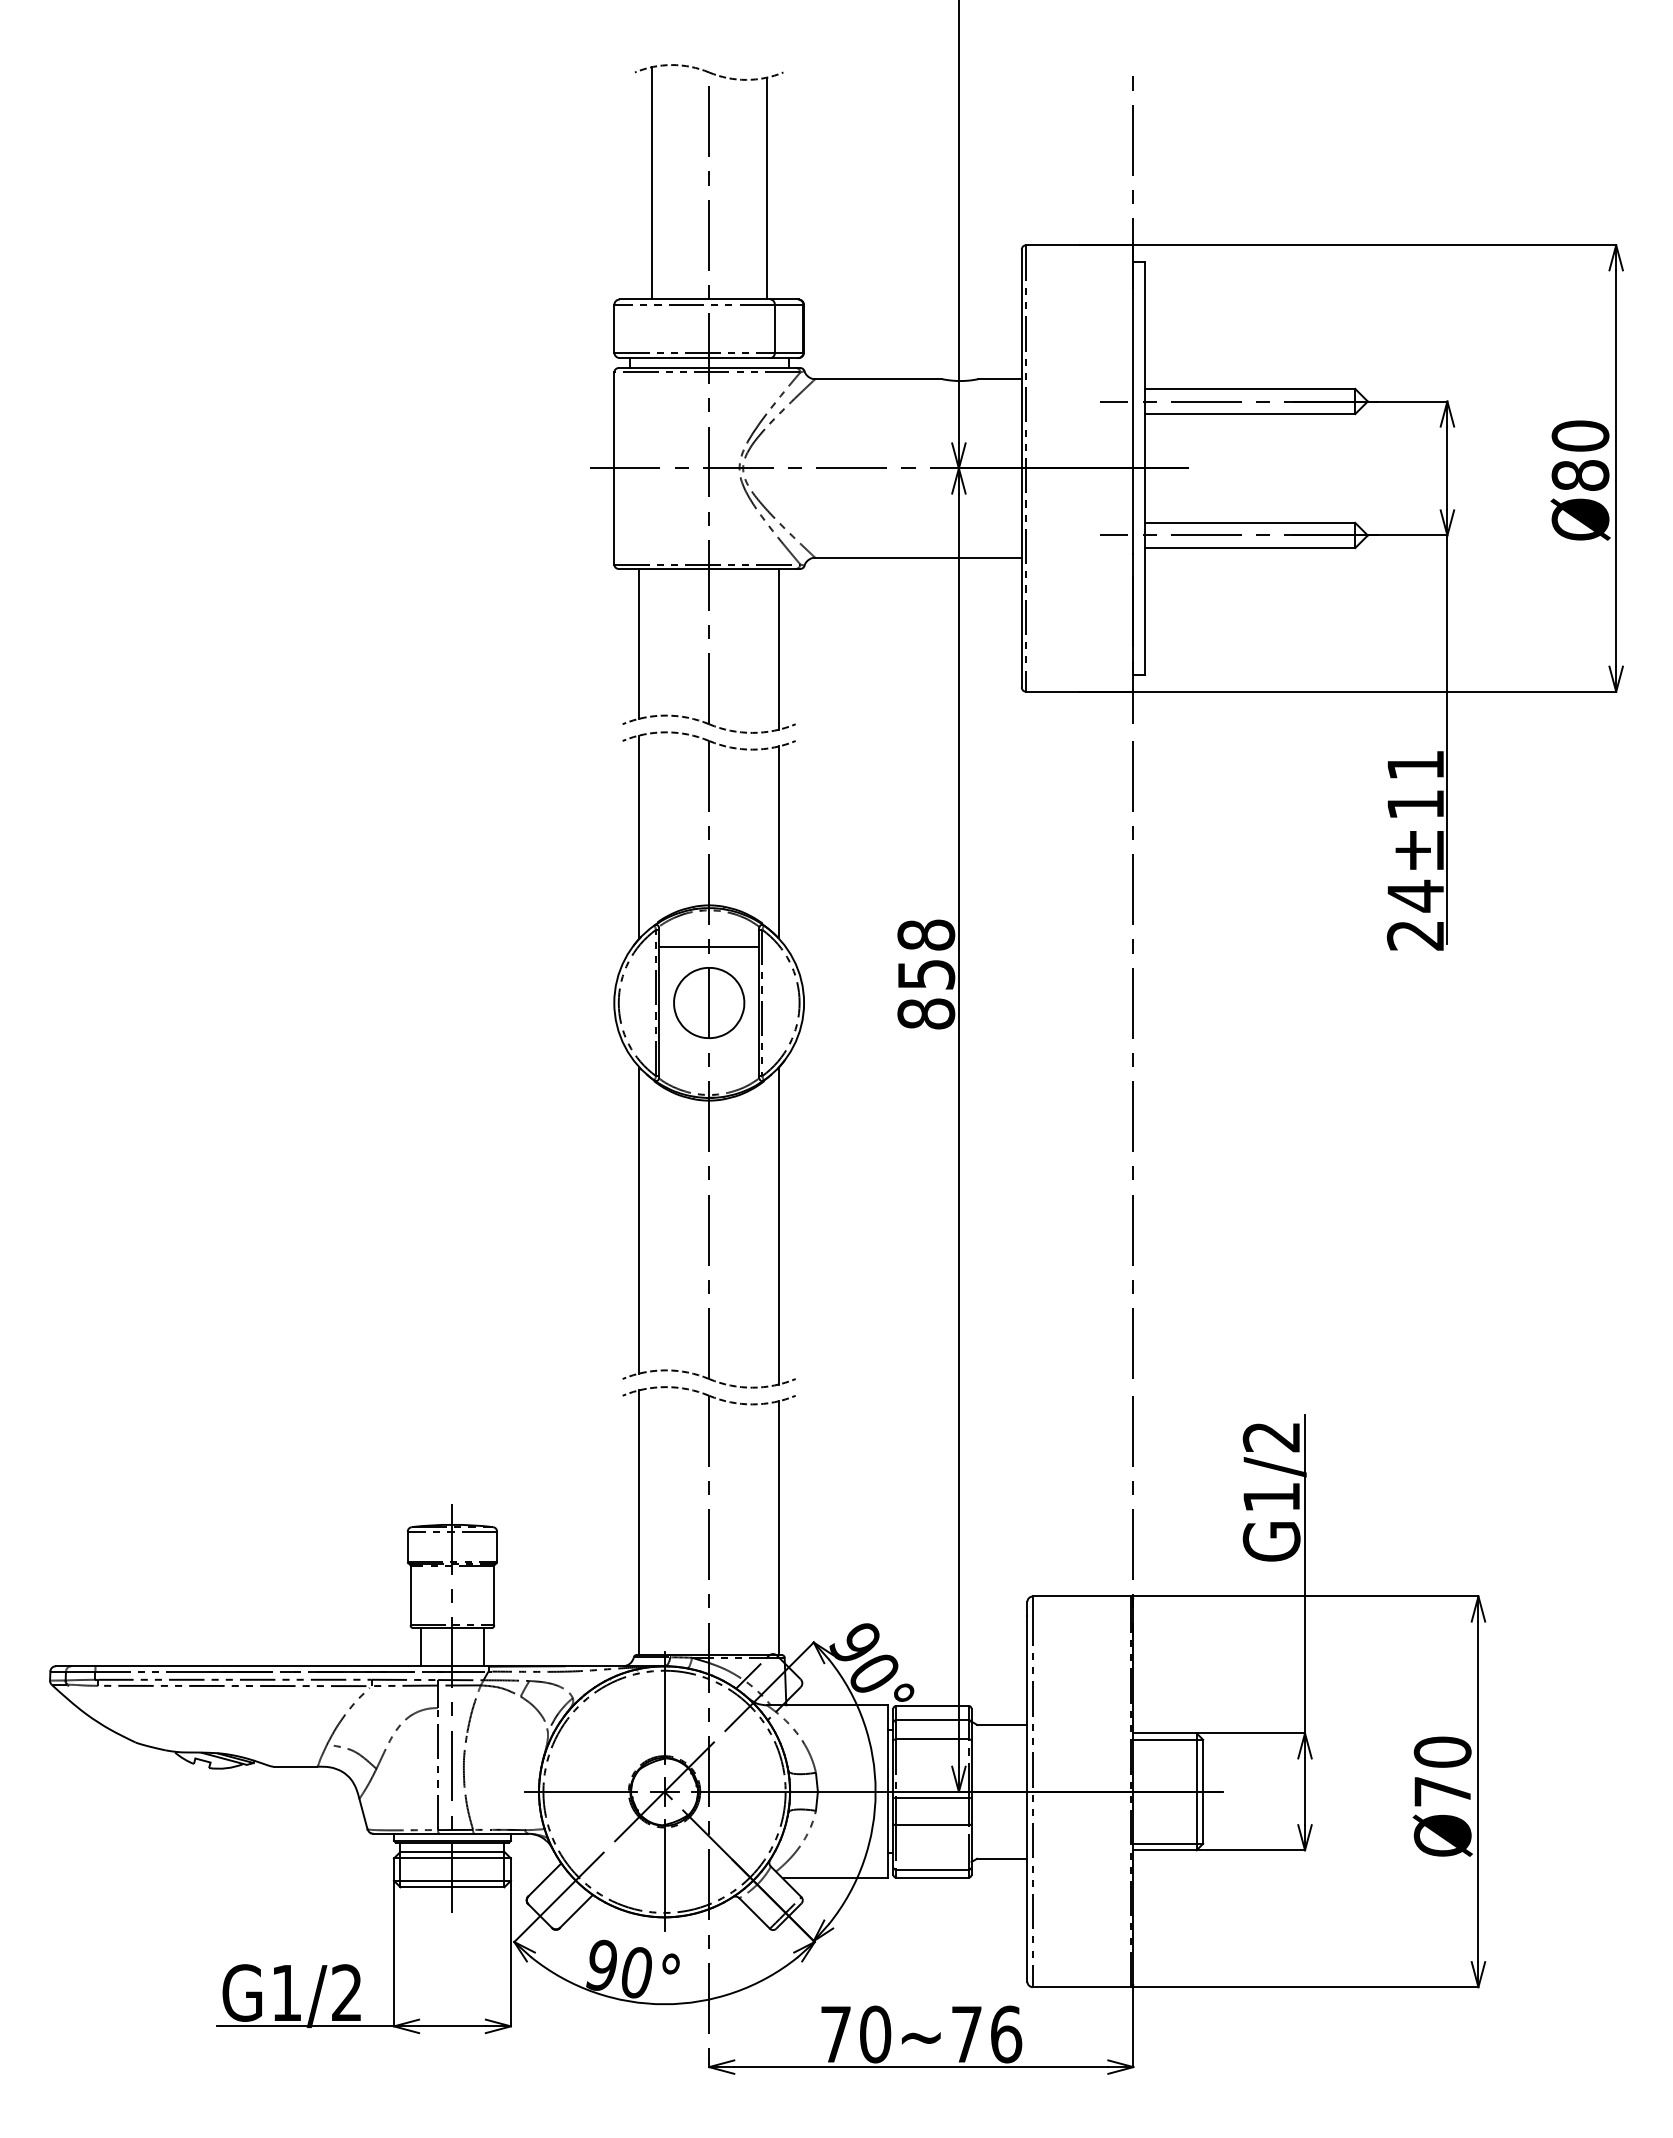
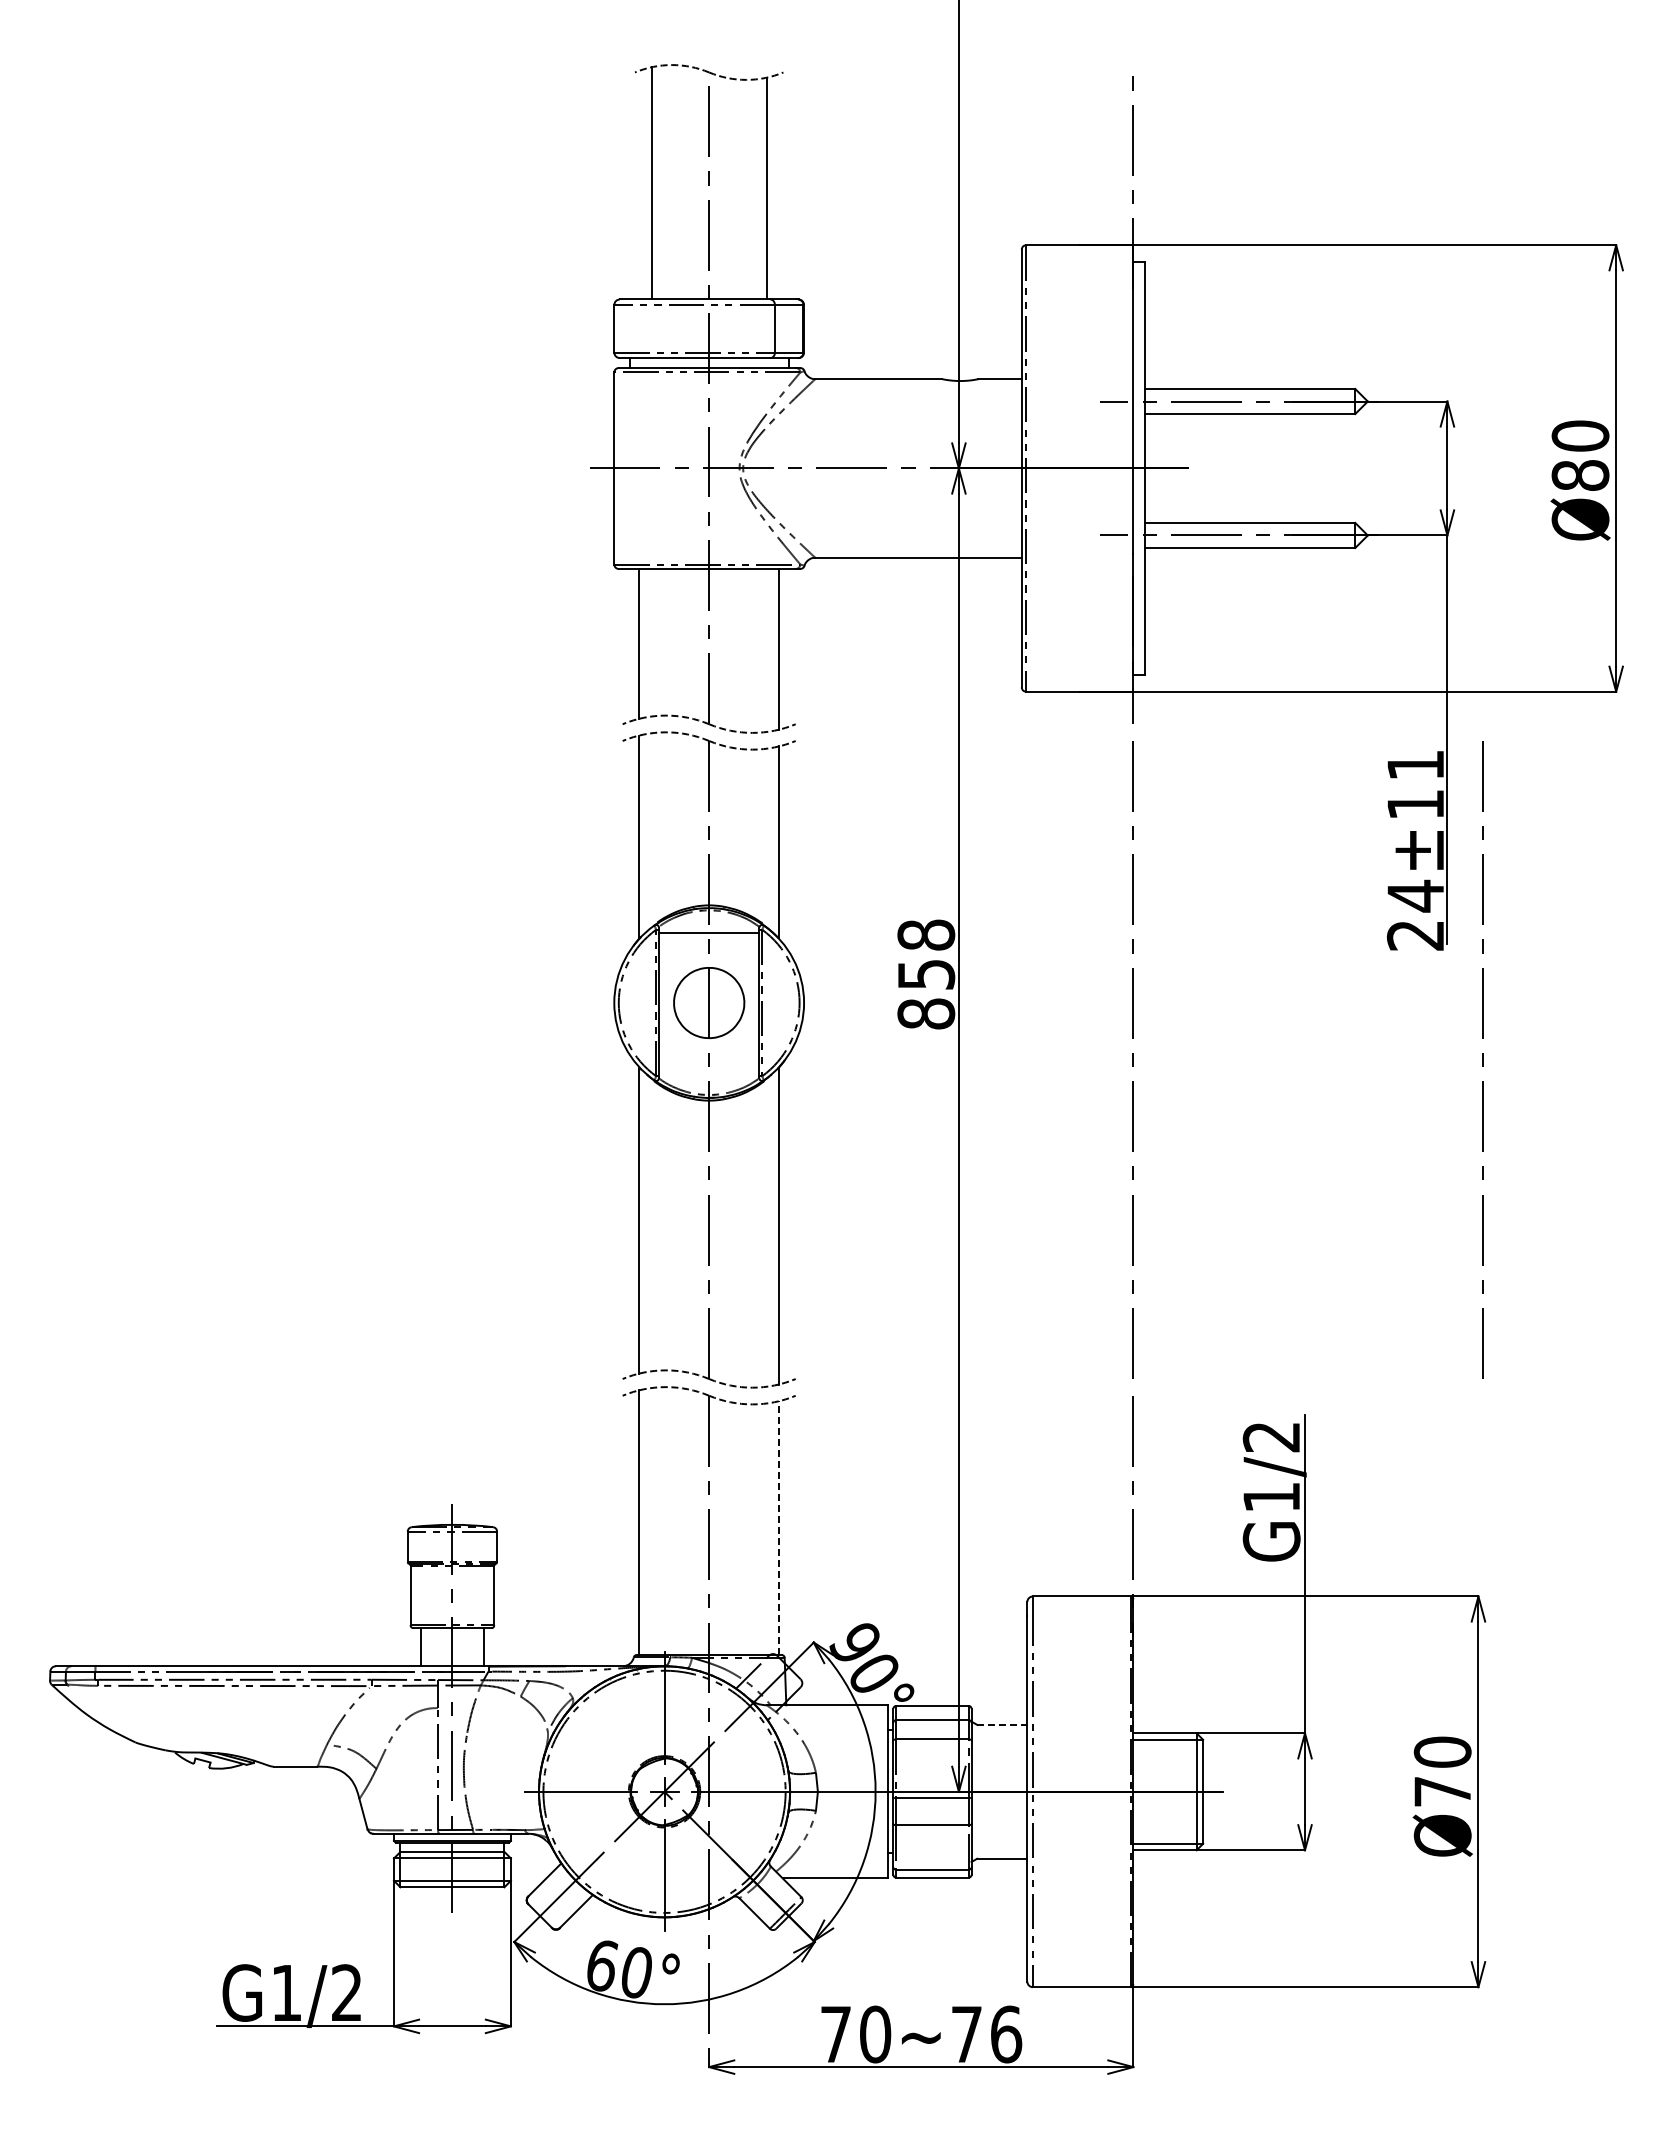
line position: (708, 947) -> (708, 933) (708, 933)
line: none -> present (1482, 1059)
line: solid -> dashed (778, 1528)
line: solid -> dashed (1002, 1724)
text: 90° -> 60° (602, 1965)
